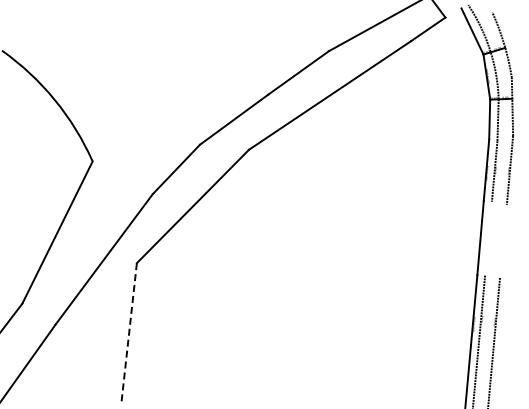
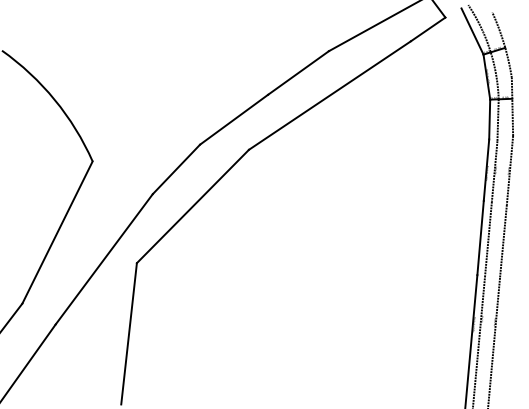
line: none -> present (488, 238)
line: none -> present (503, 240)
line: dashed -> solid (129, 334)
